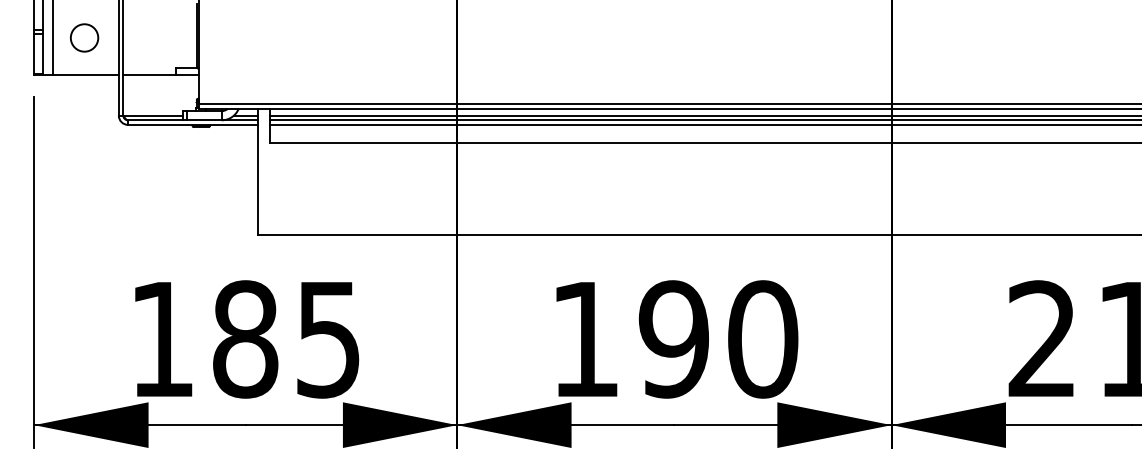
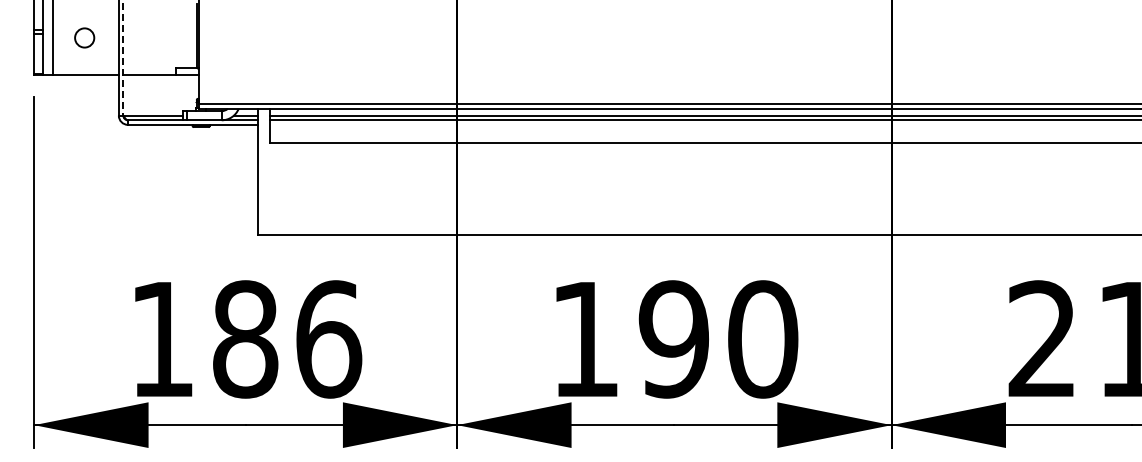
circle size: 30x30 px -> 22x22 px (84, 37)
line: solid -> dashed (123, 58)
line: present -> none (703, 124)
text: 185 -> 186 (329, 339)
